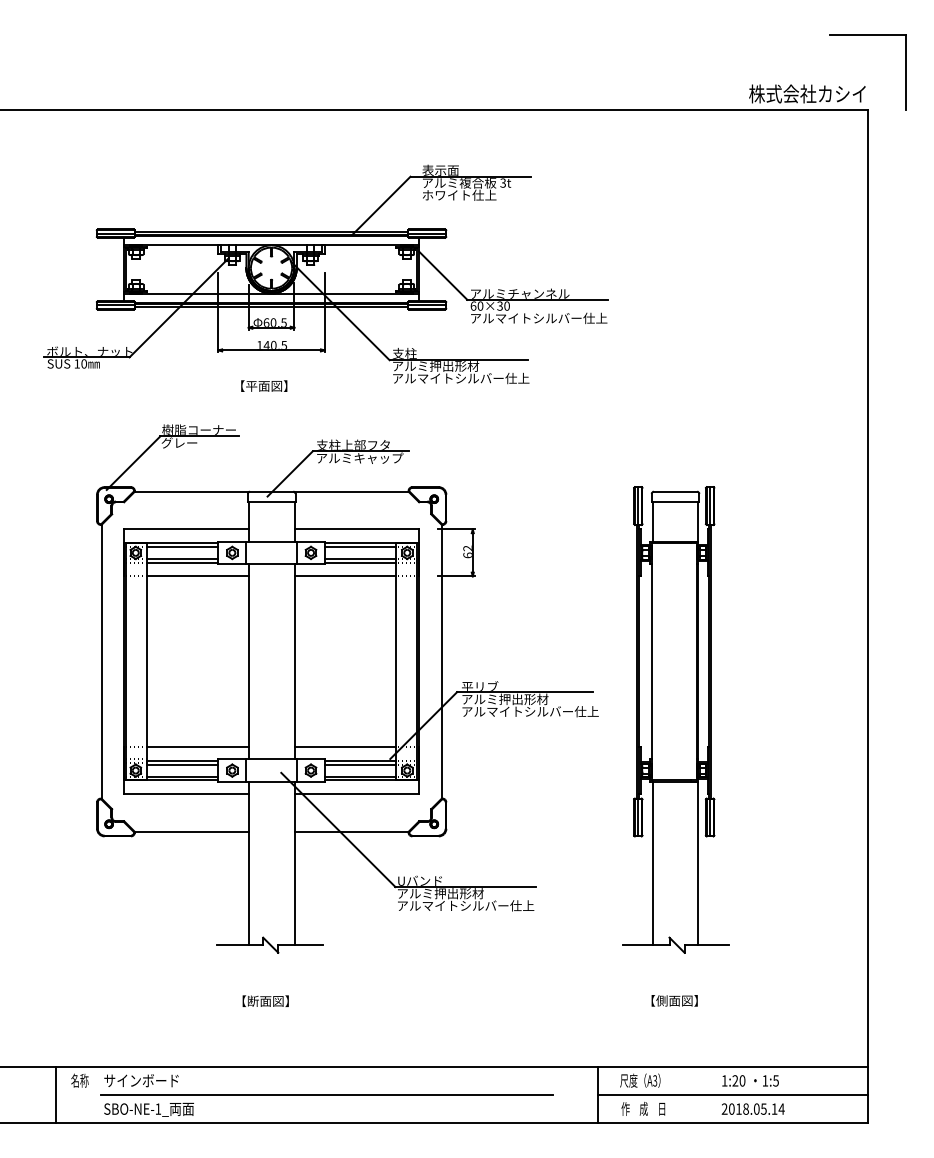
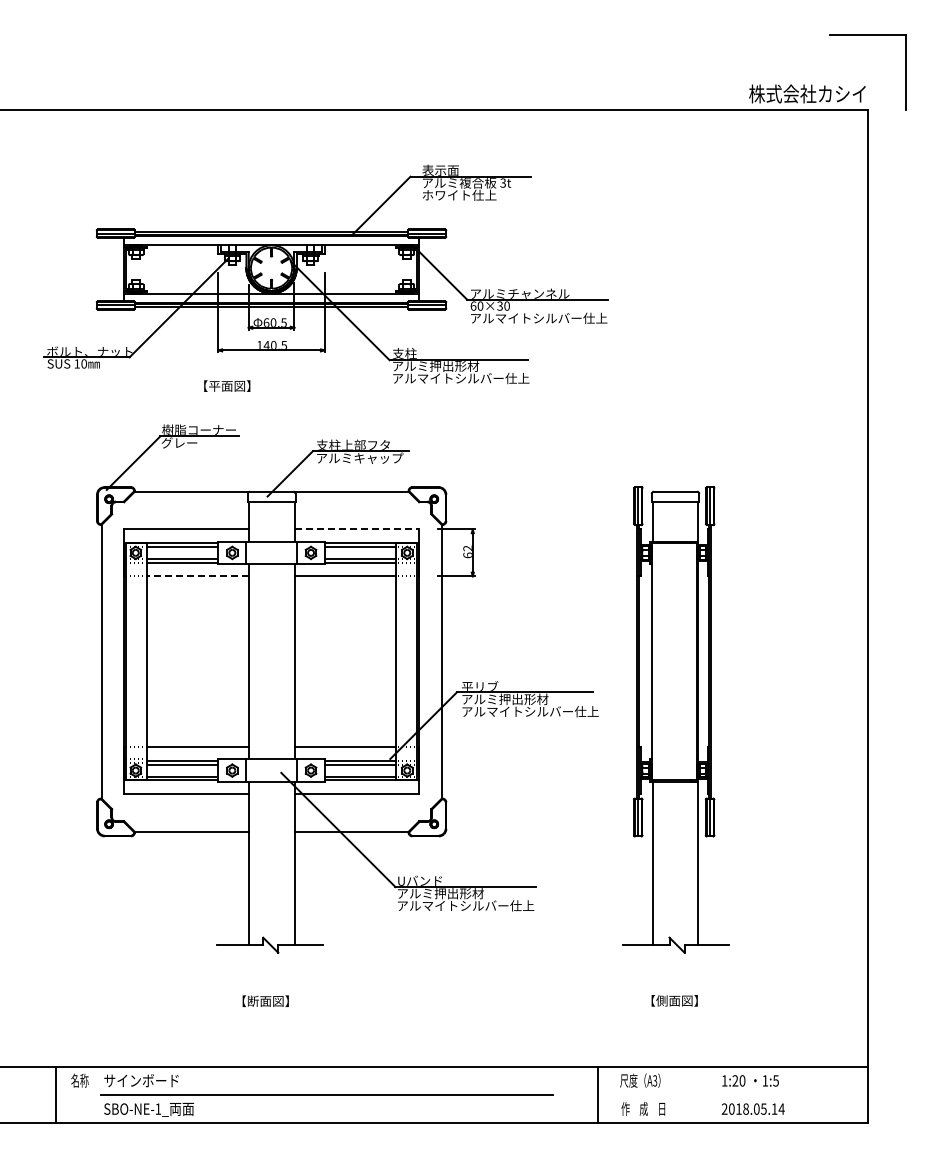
text position: (264, 385) -> (227, 385) (227, 385)
line: solid -> dashed (357, 529)
line: solid -> dashed (197, 576)
line: present -> none (733, 1095)
